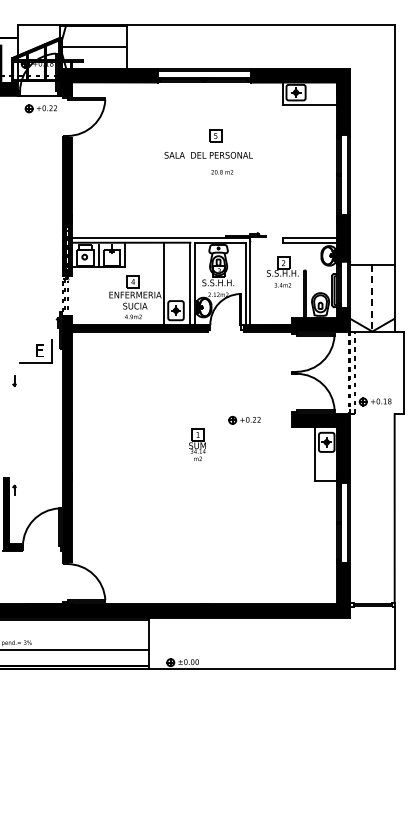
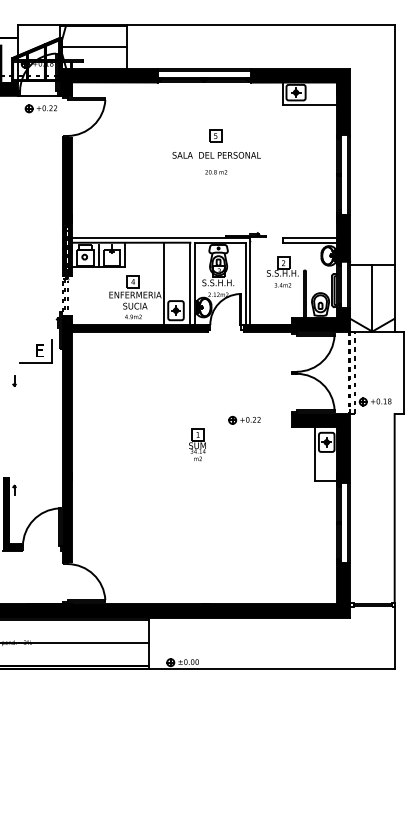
text position: (208, 155) -> (216, 155) (216, 155)
text position: (222, 172) -> (216, 172) (216, 172)
line: dashed -> solid (372, 298)
line position: (75, 650) -> (75, 643) (75, 643)
